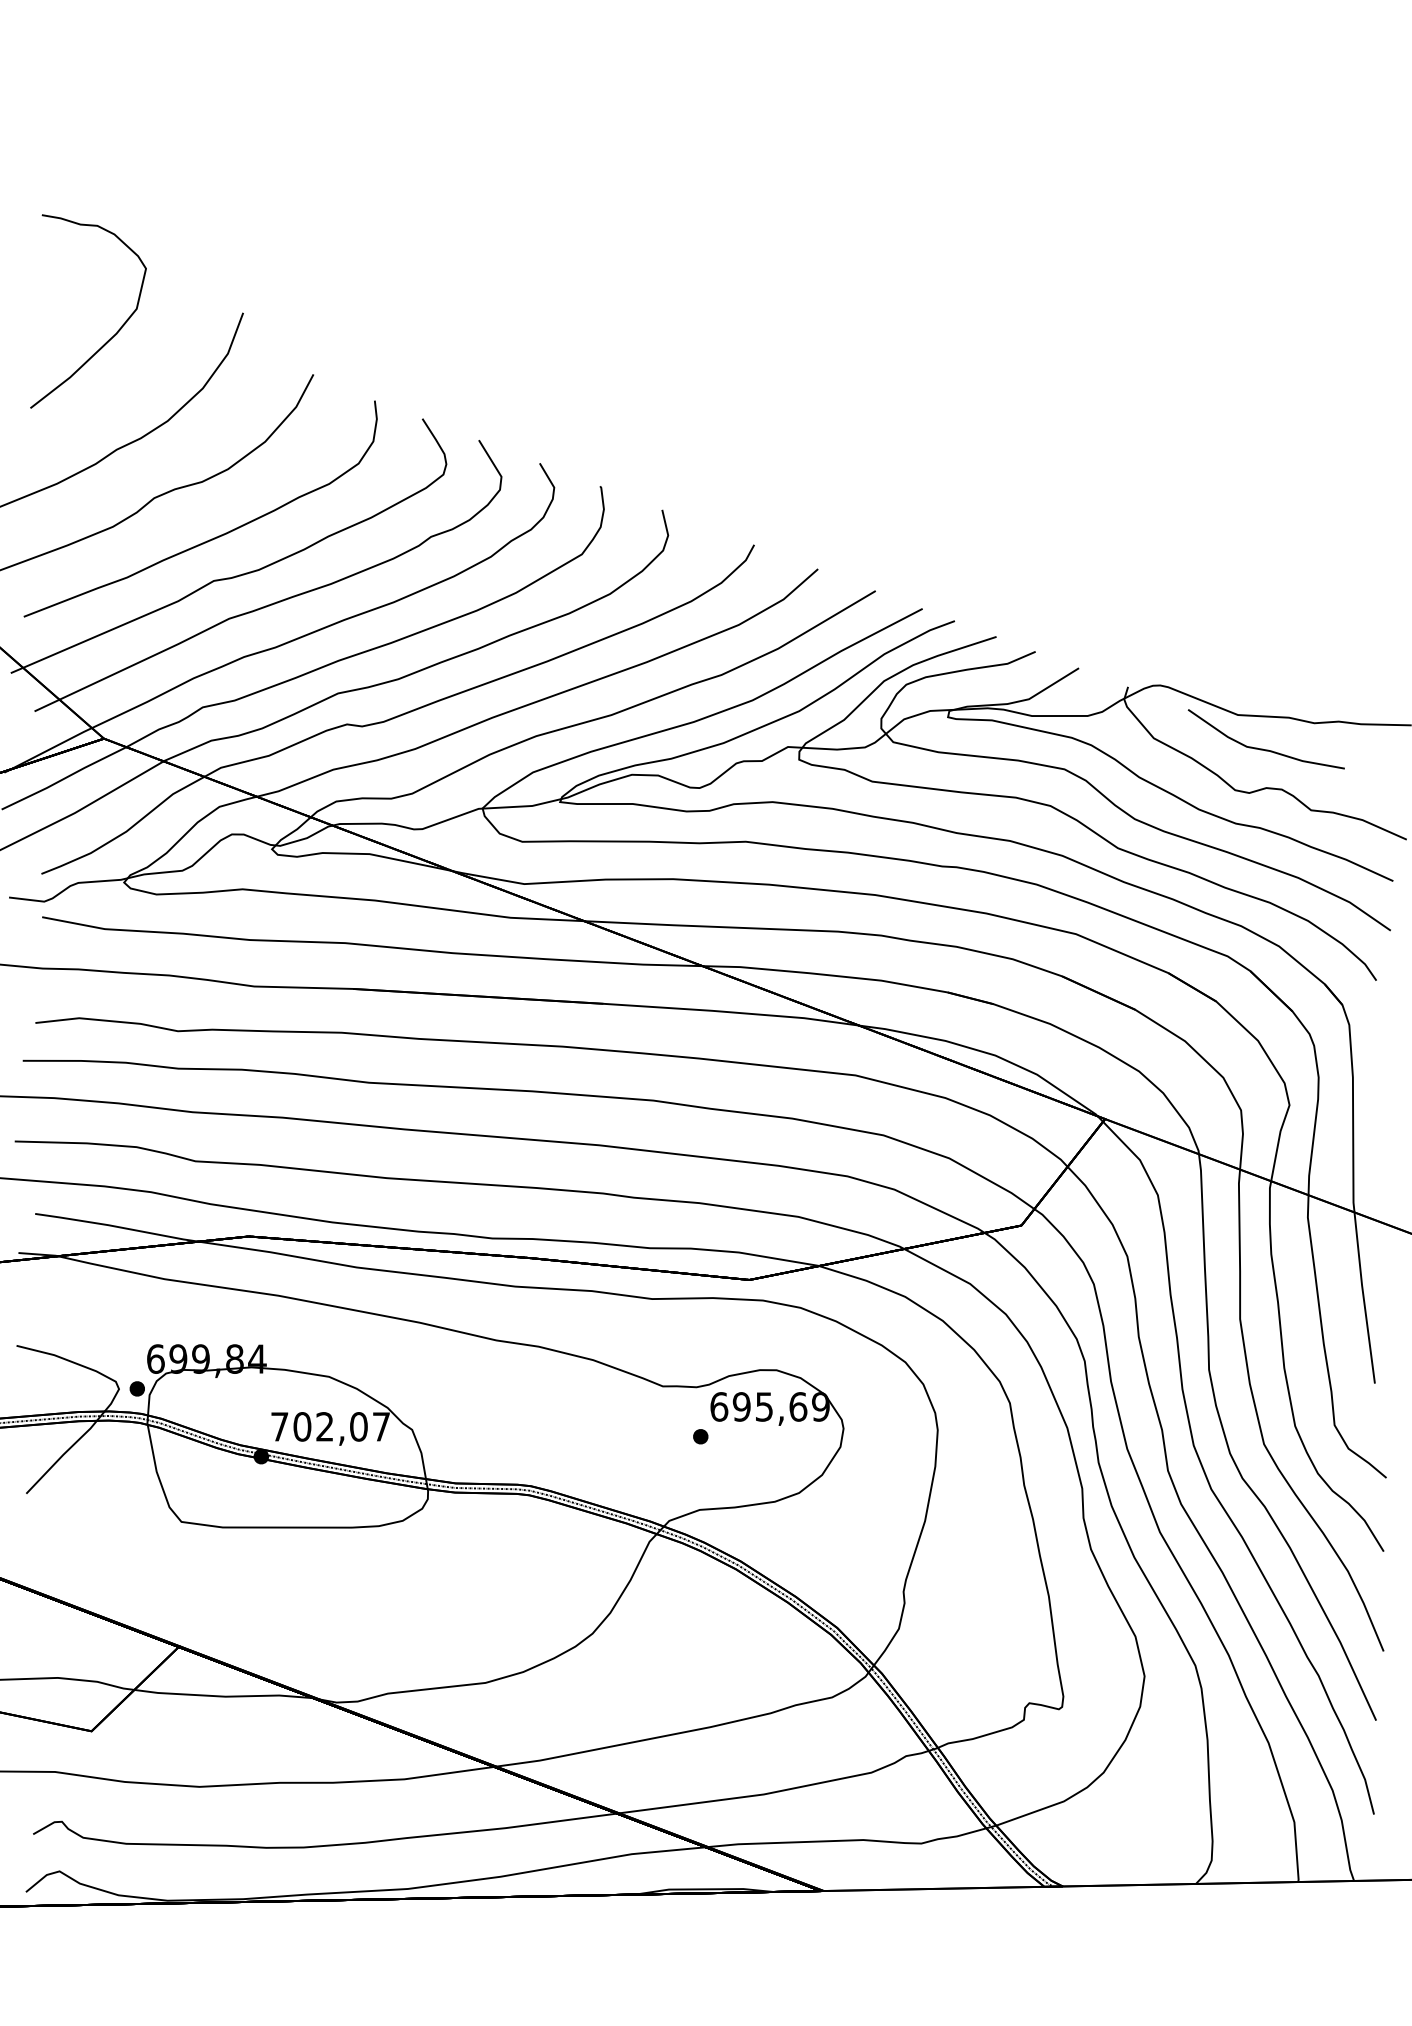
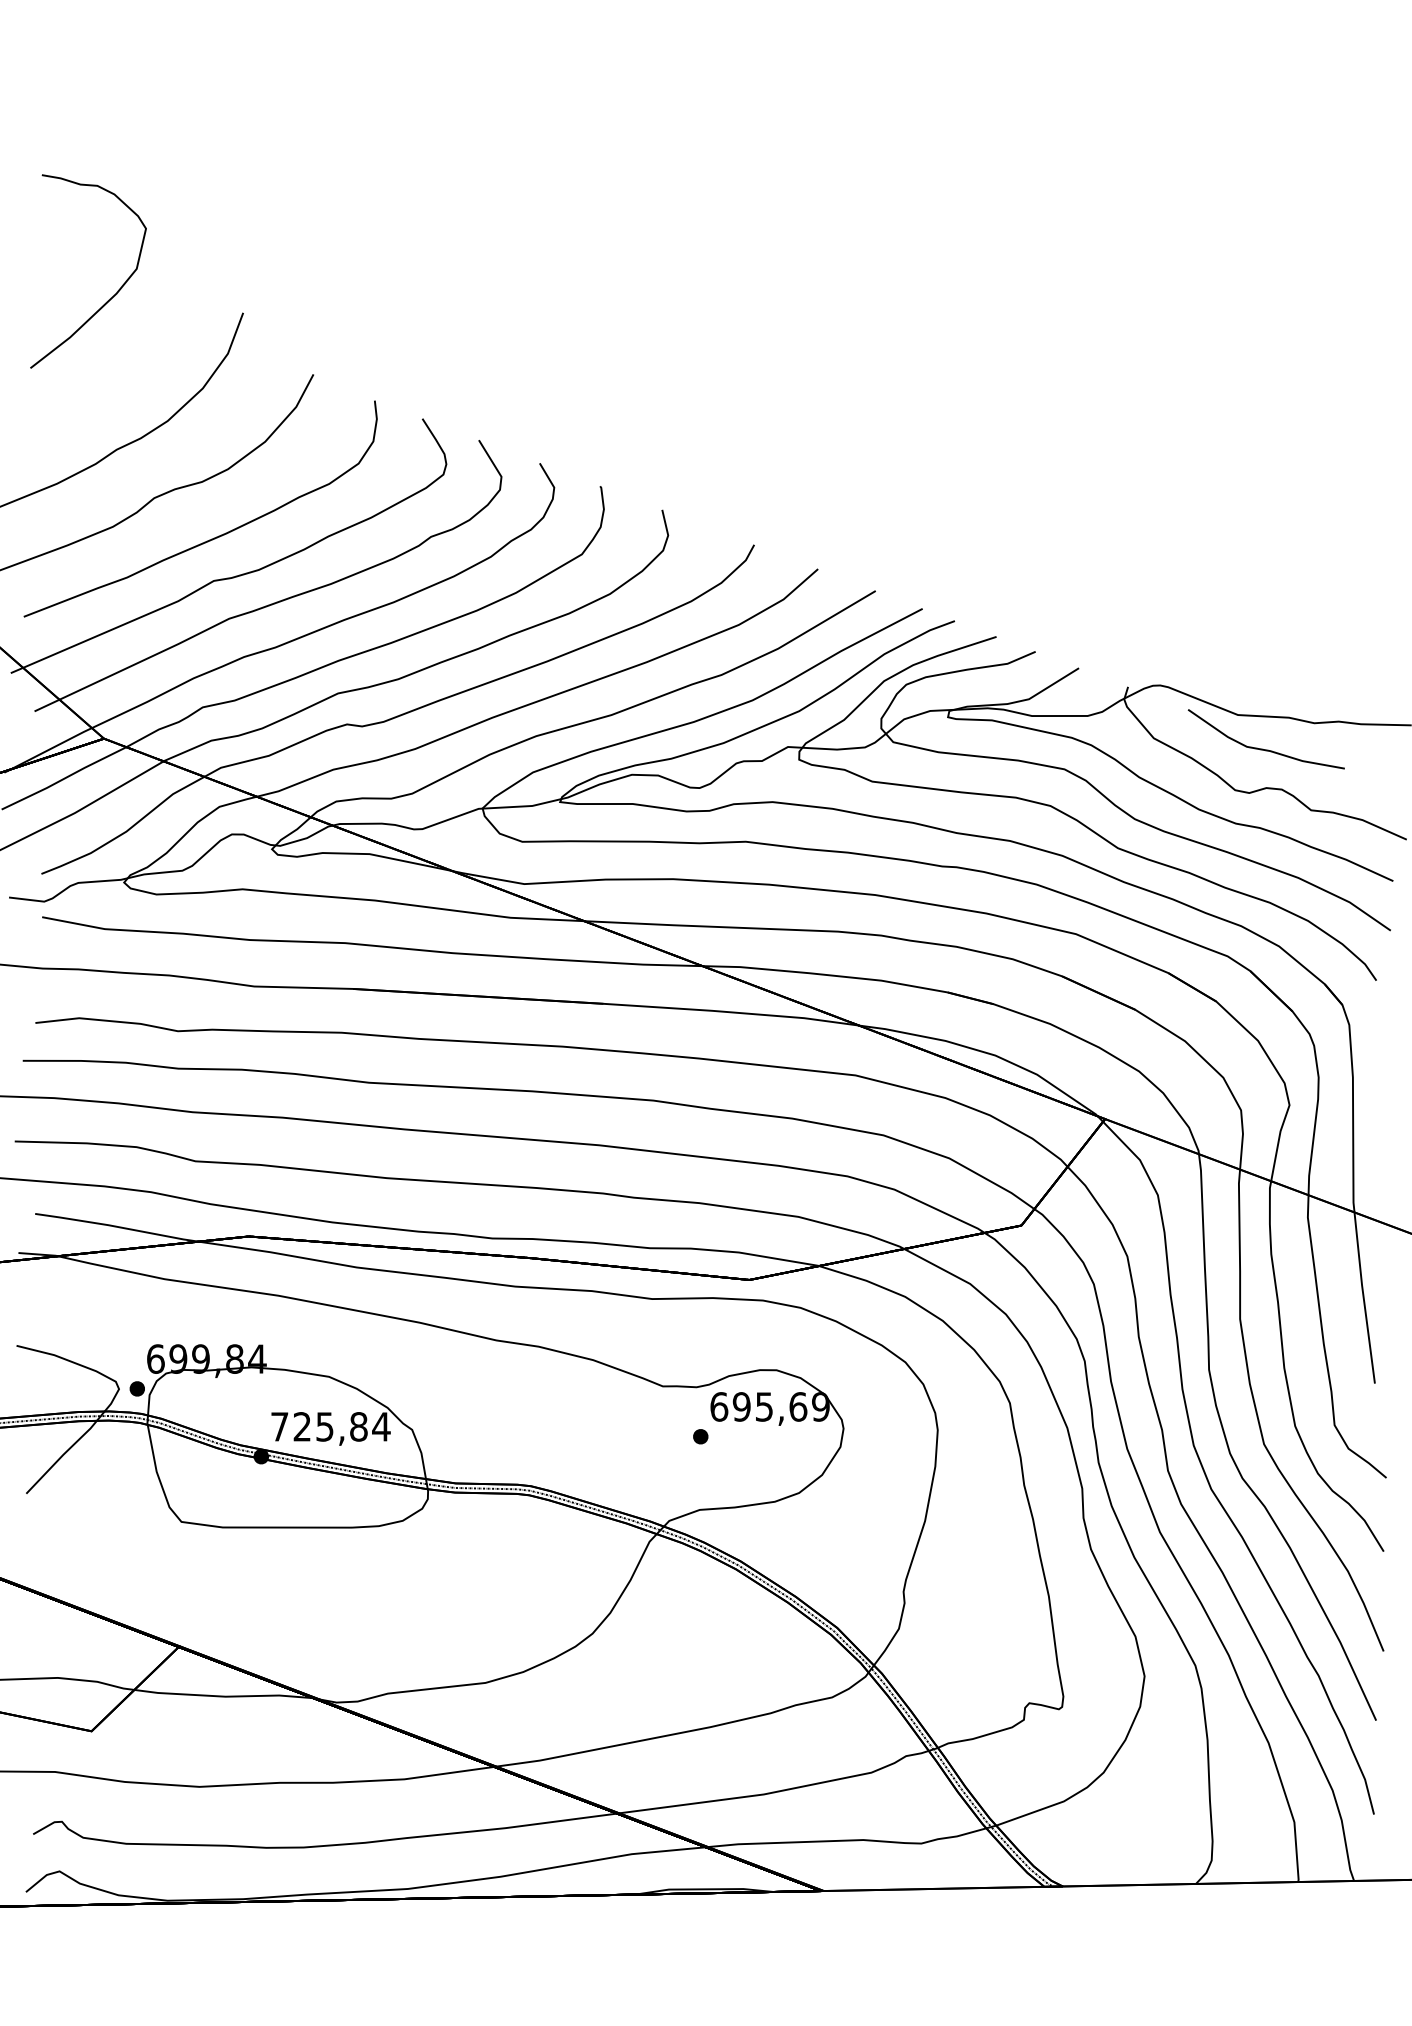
part position: (109, 338) -> (109, 298) (109, 298)
text: 702,07 -> 725,84 (341, 1426)
